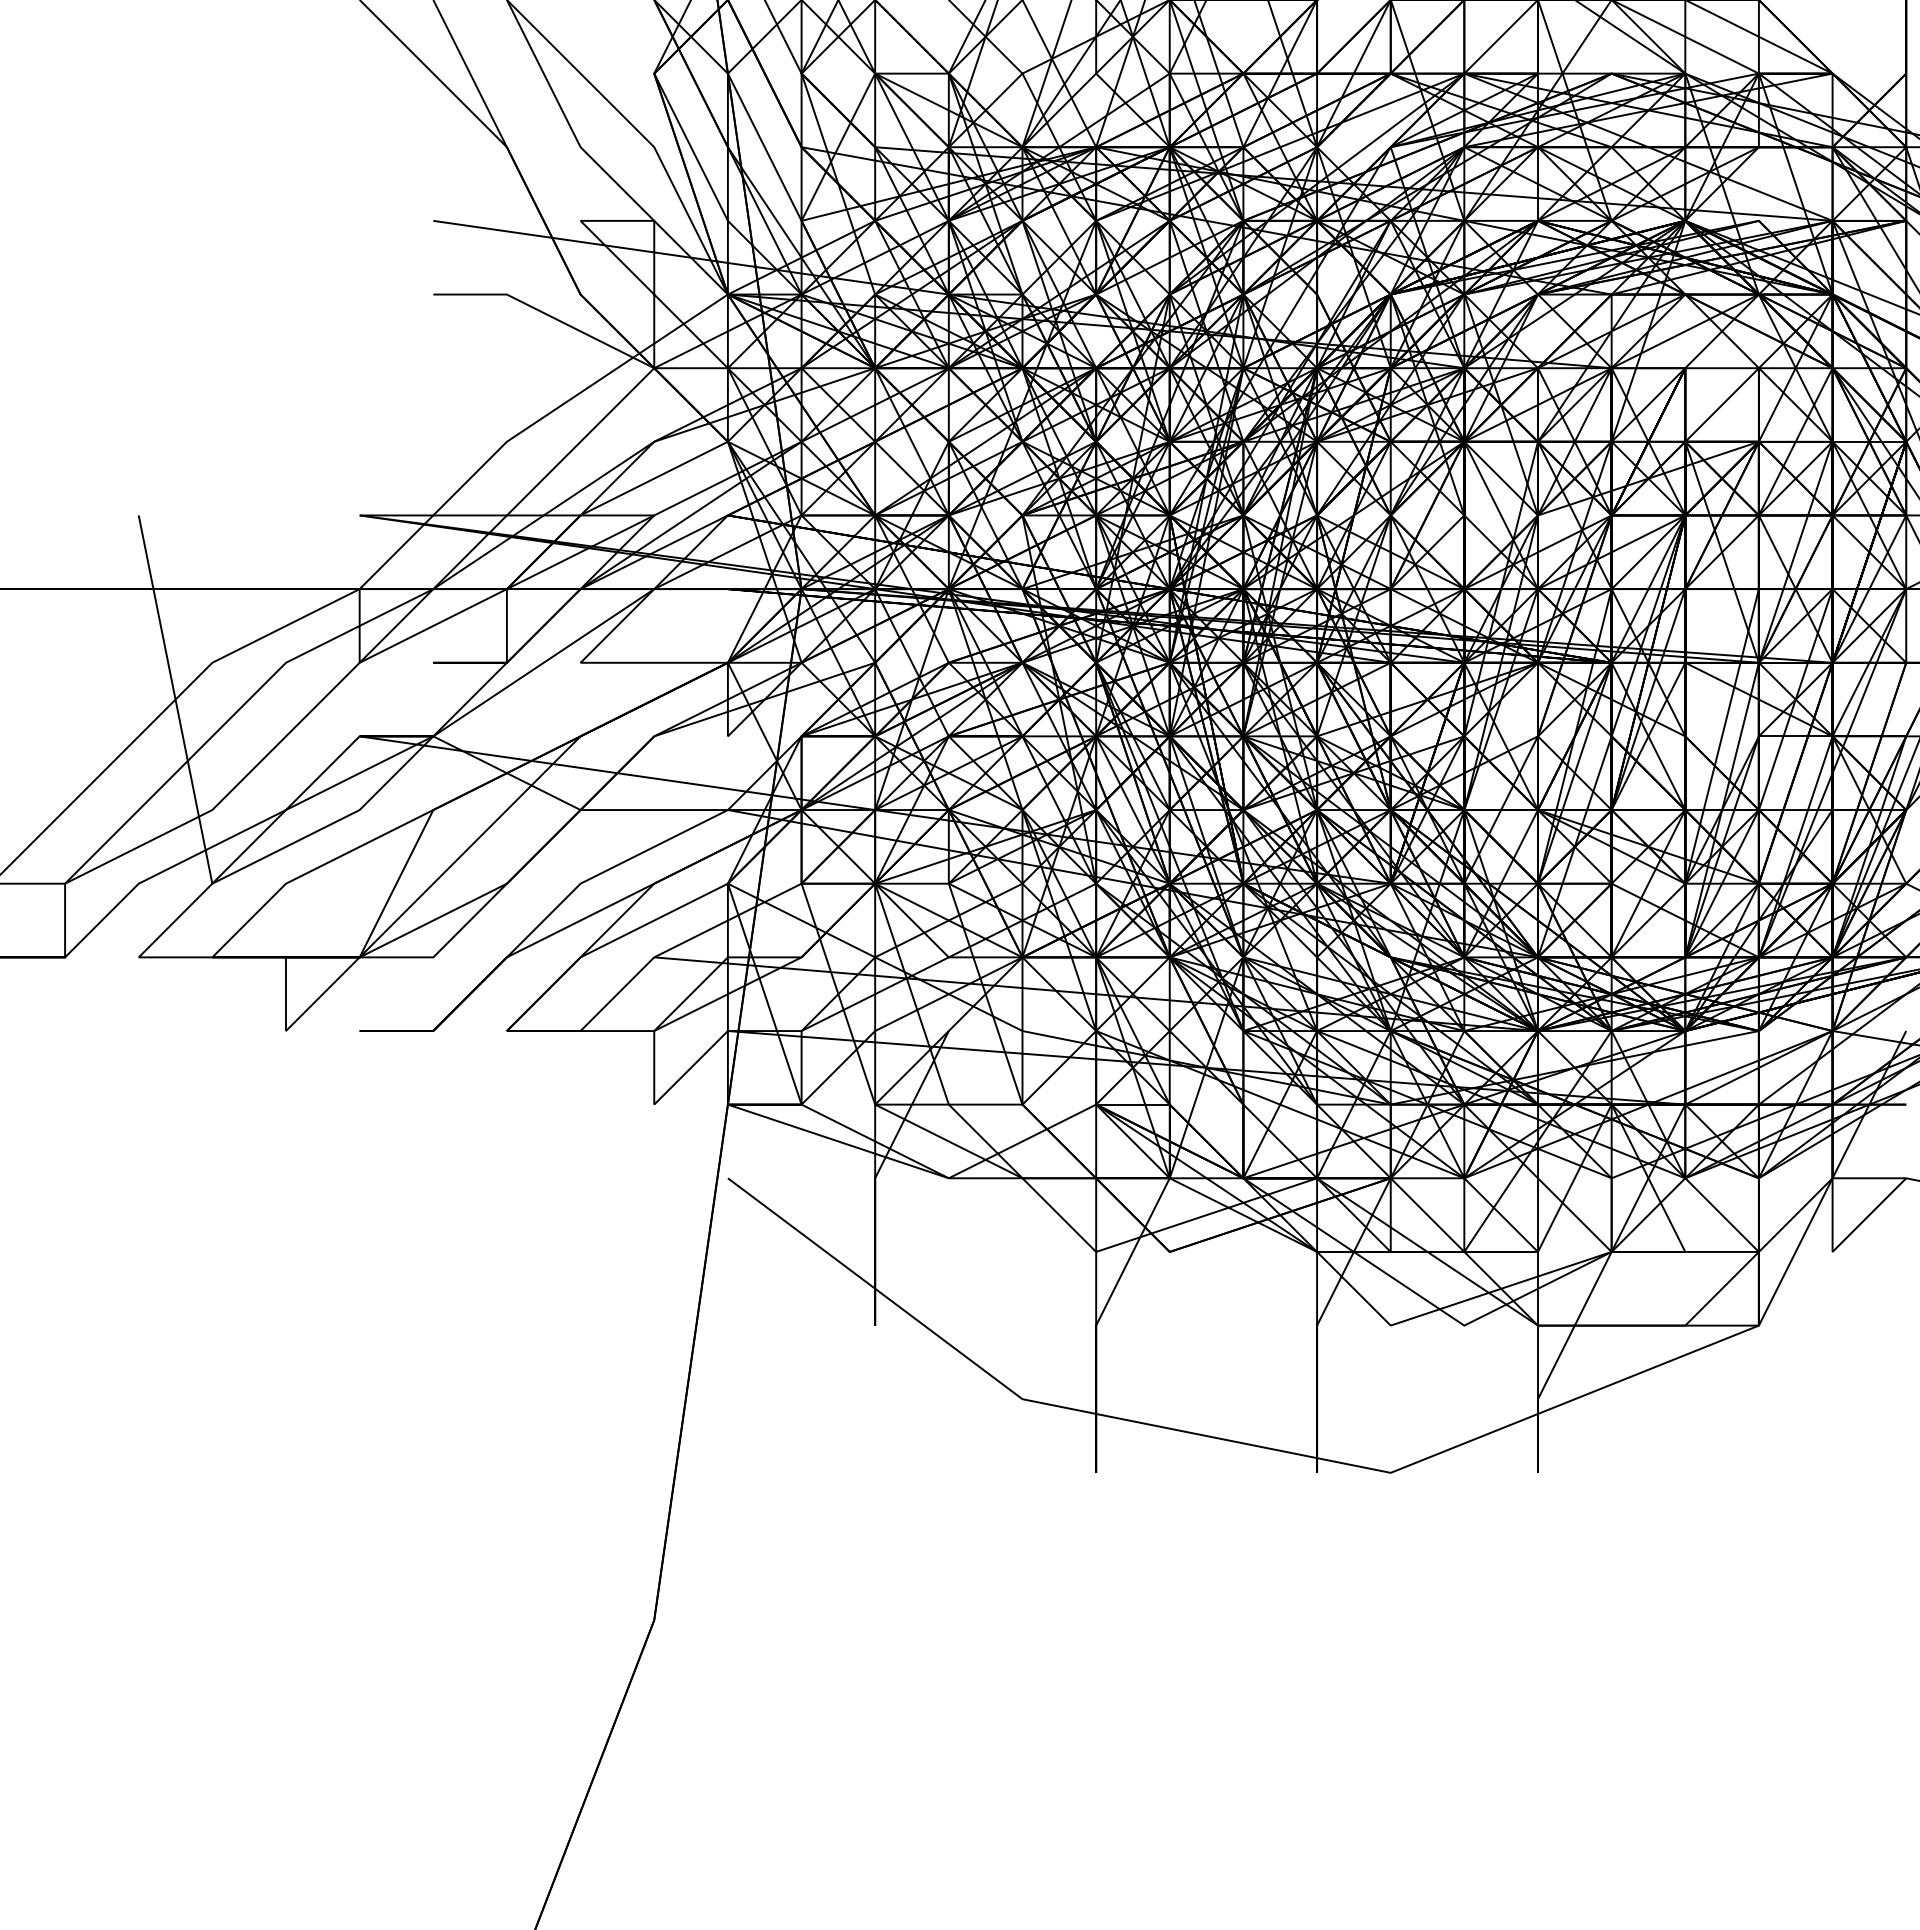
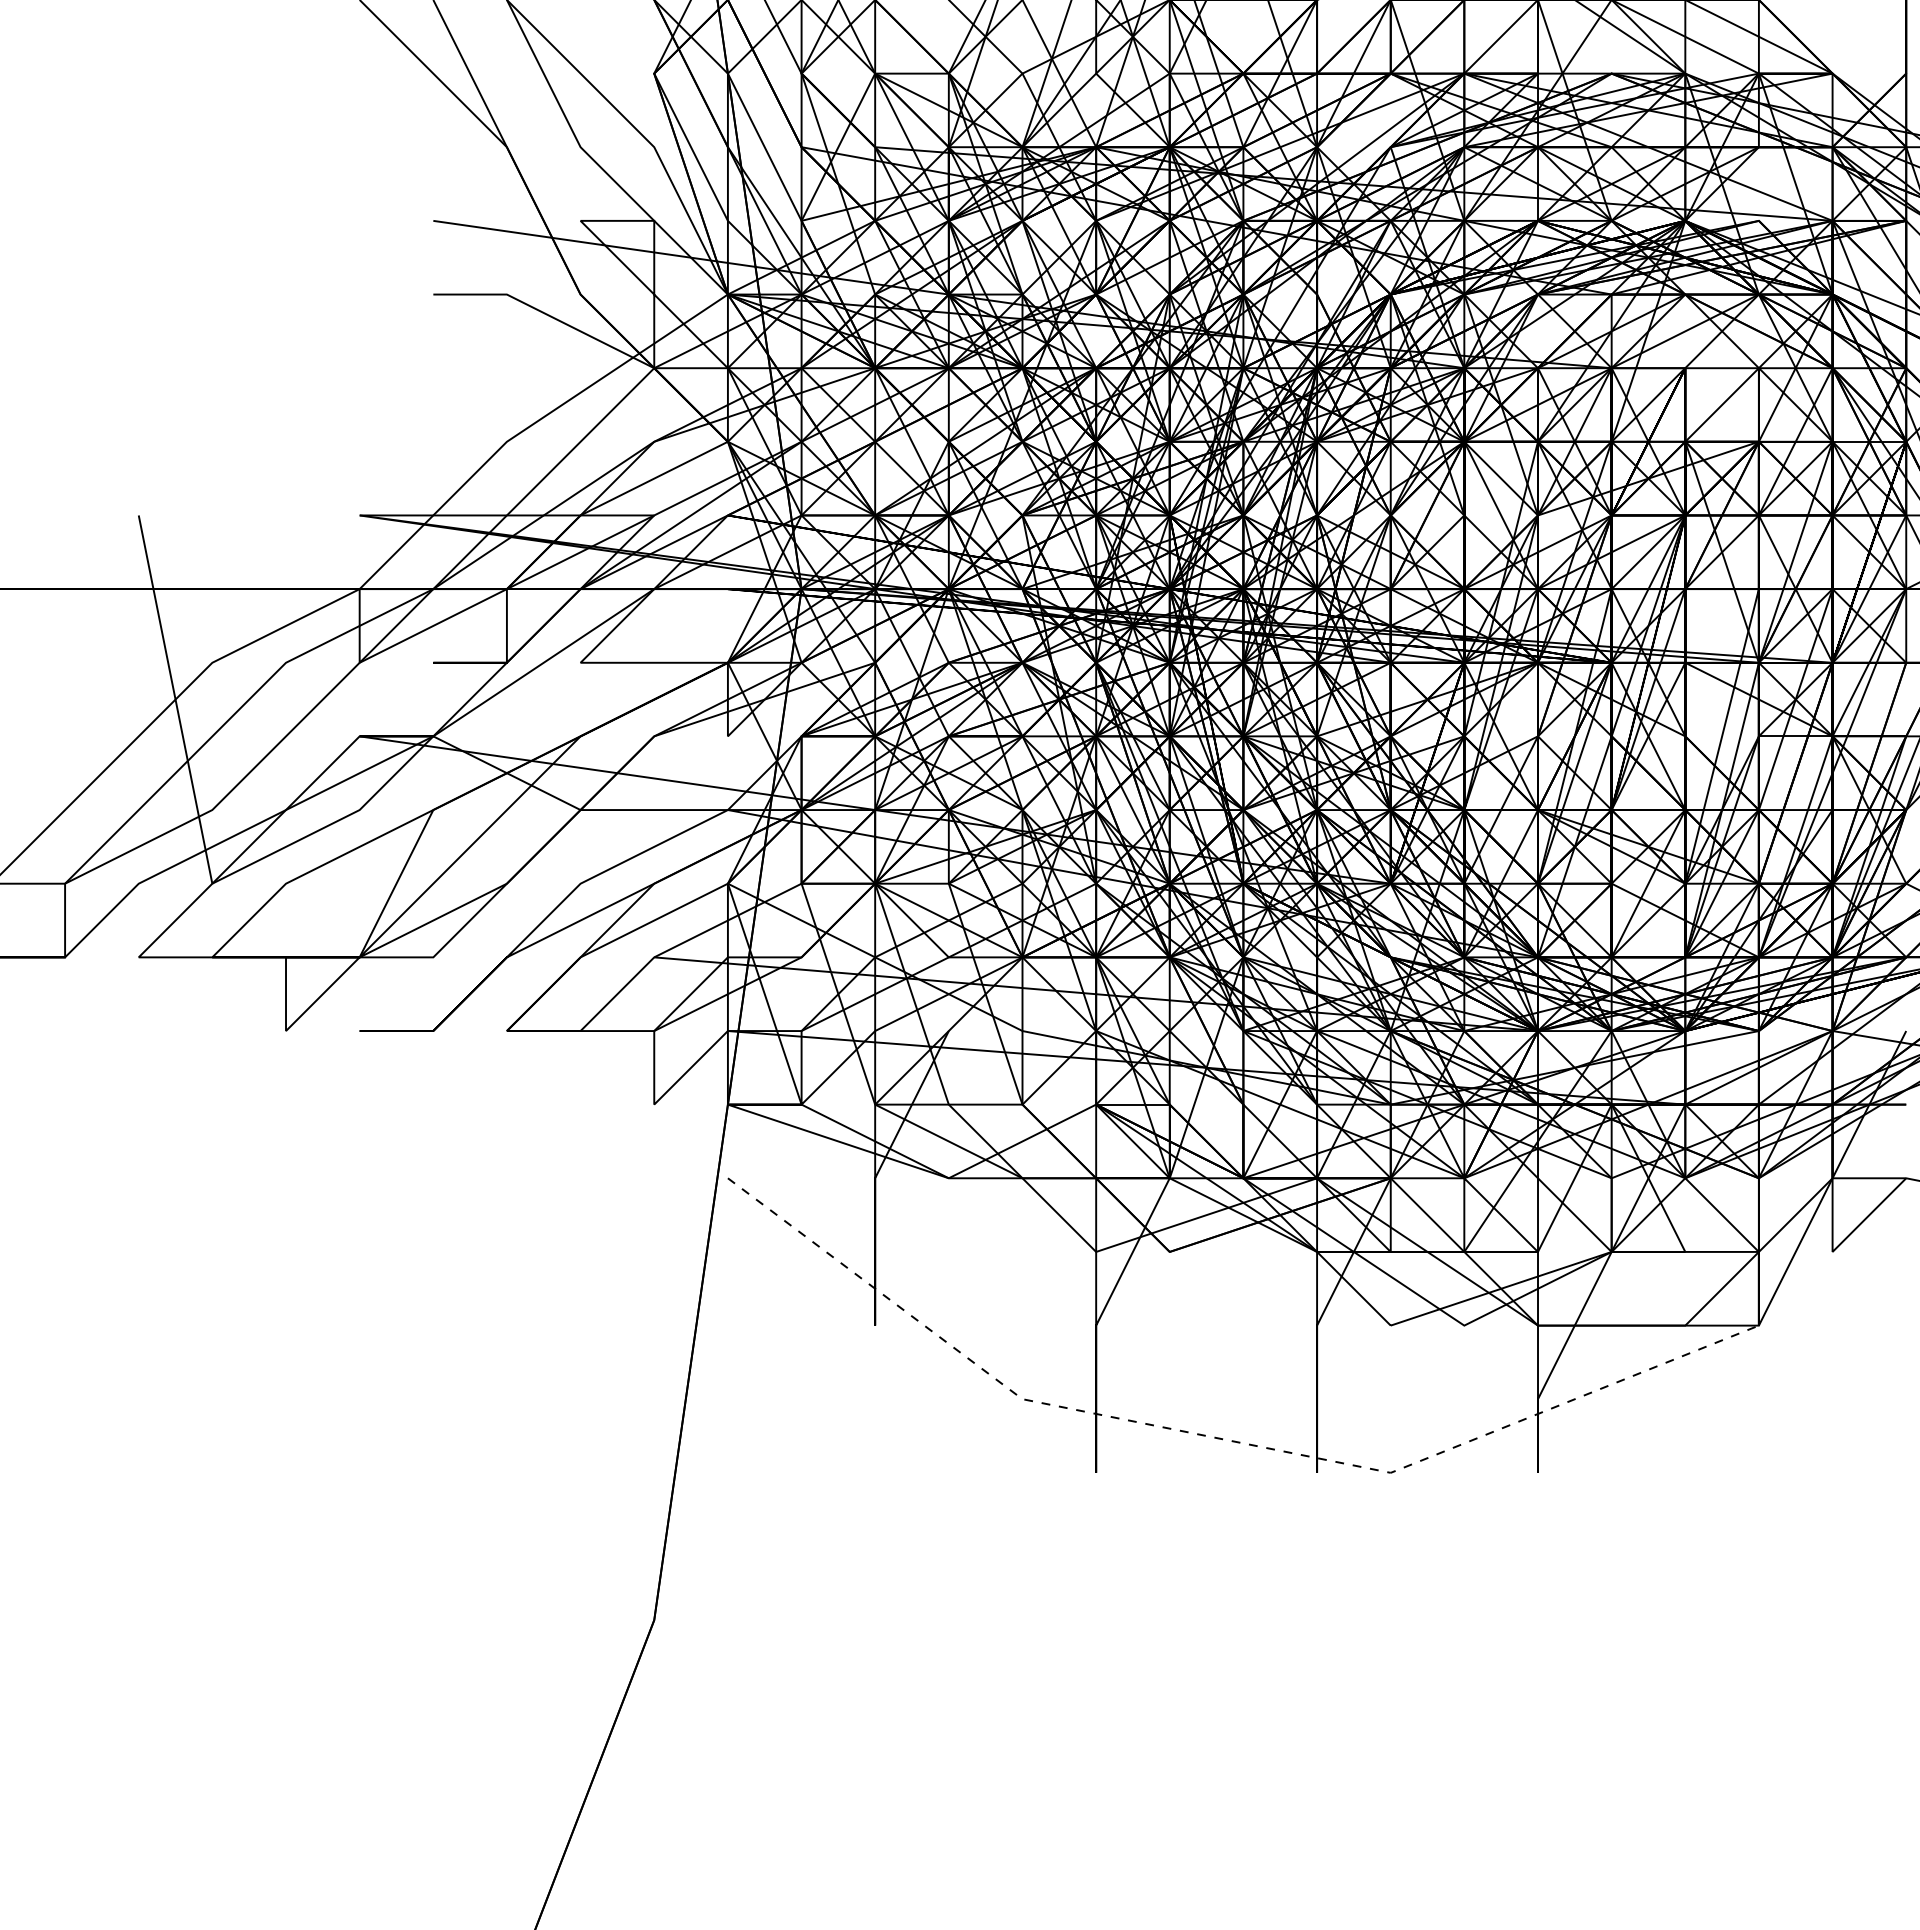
line: solid -> dashed (1220, 1438)
